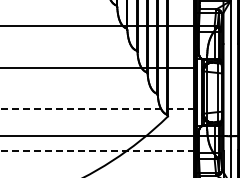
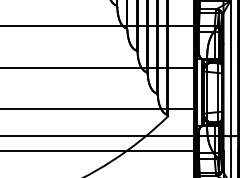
line: dashed -> solid (97, 109)
line: dashed -> solid (97, 150)
